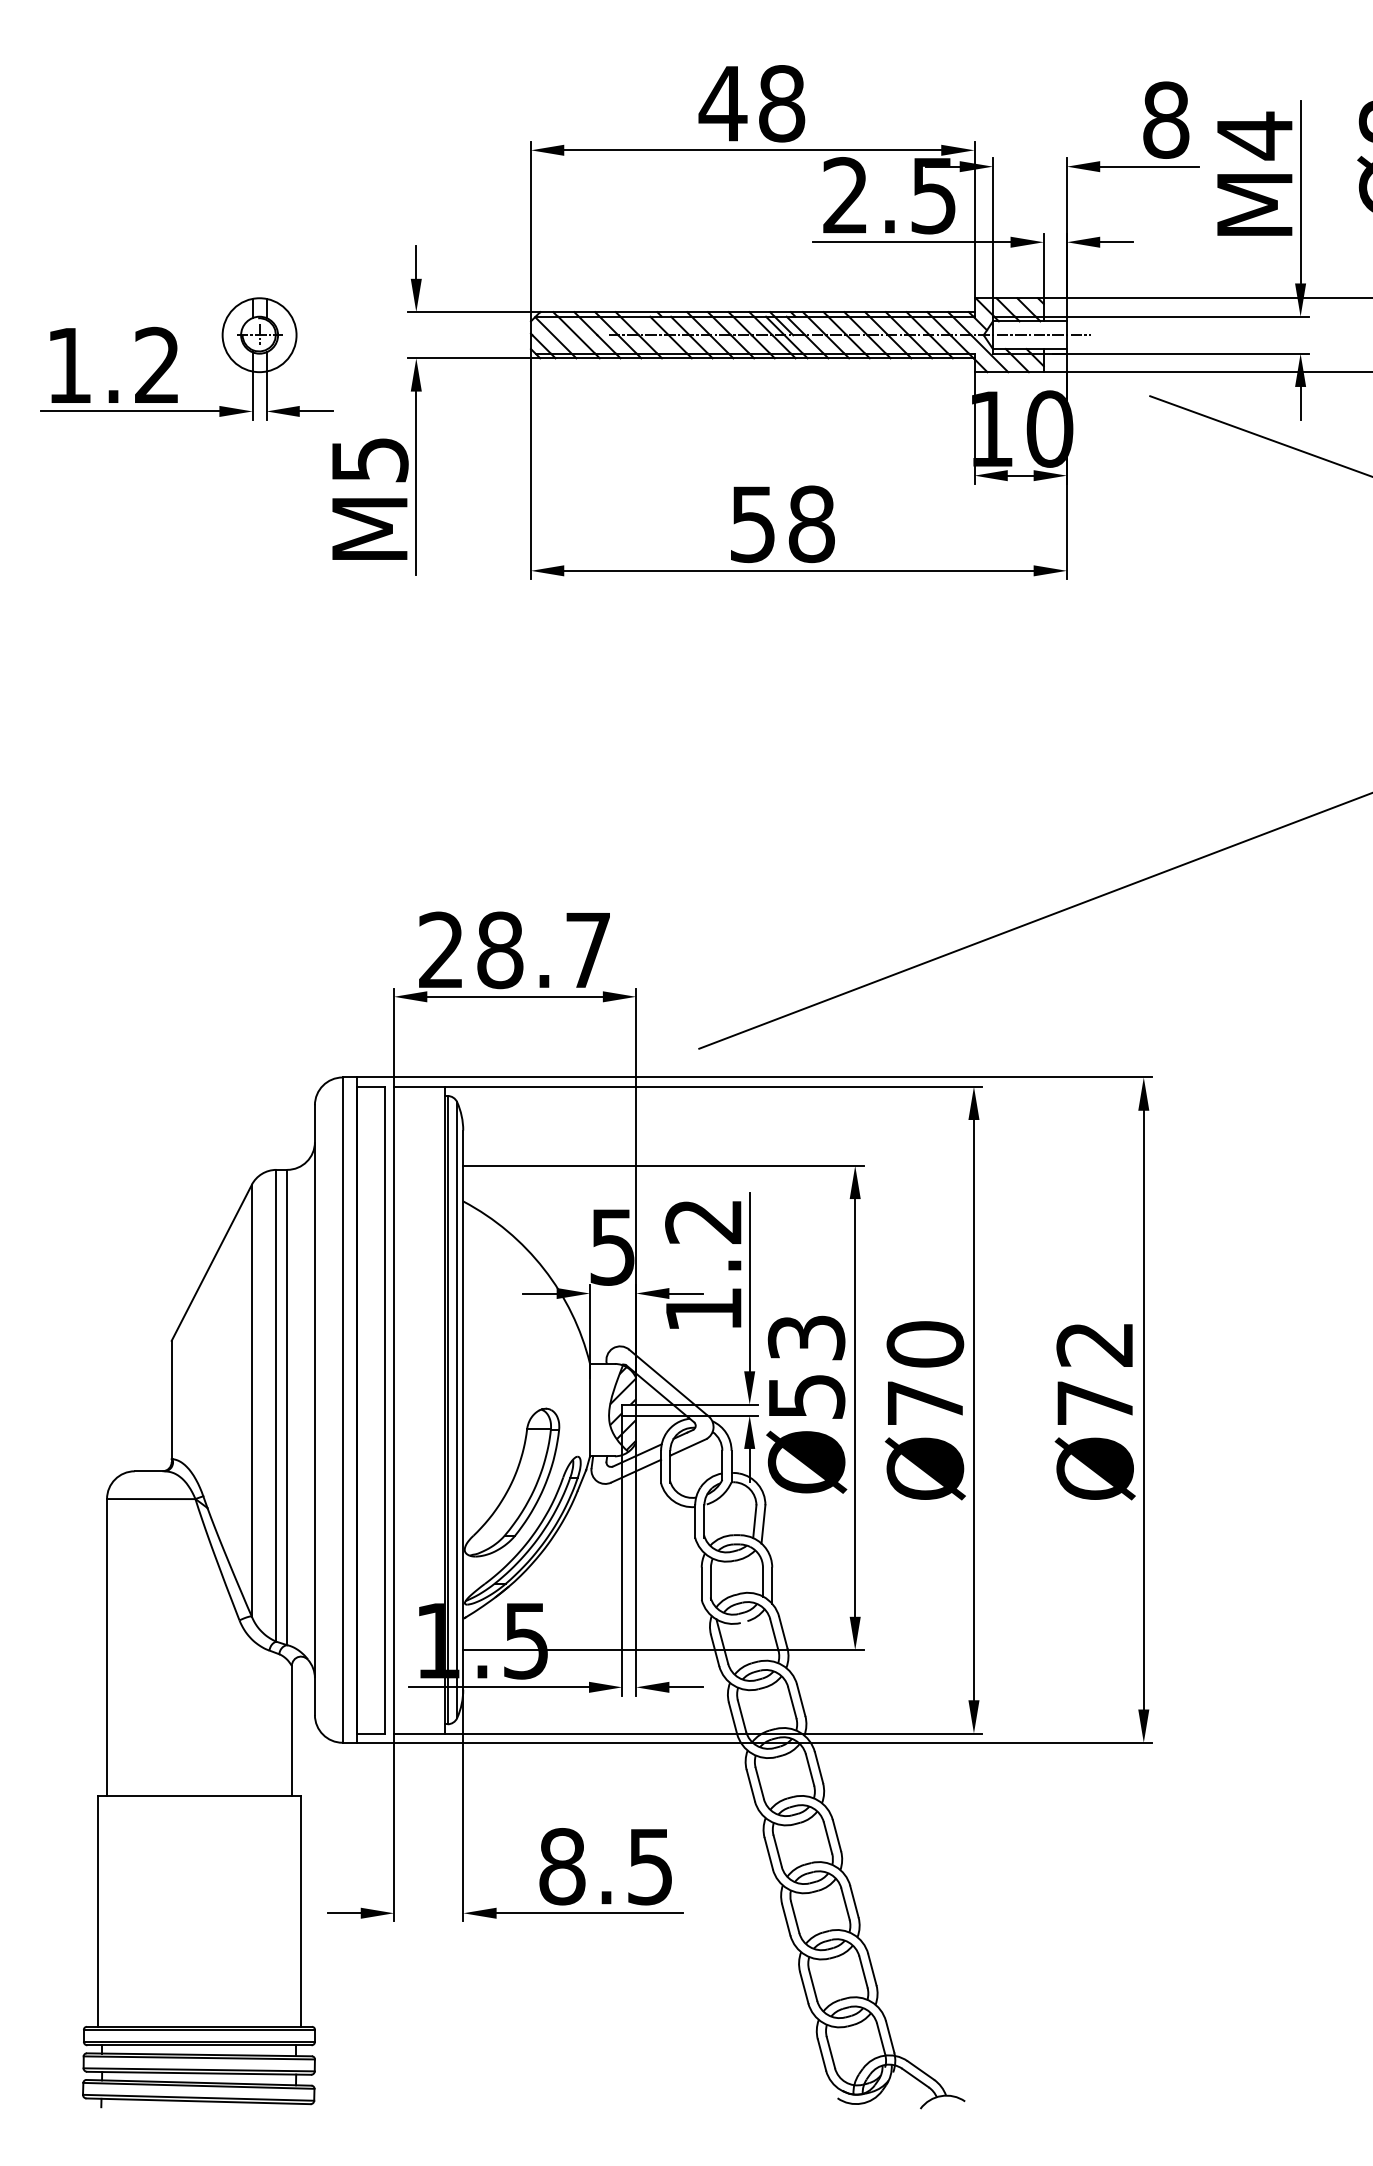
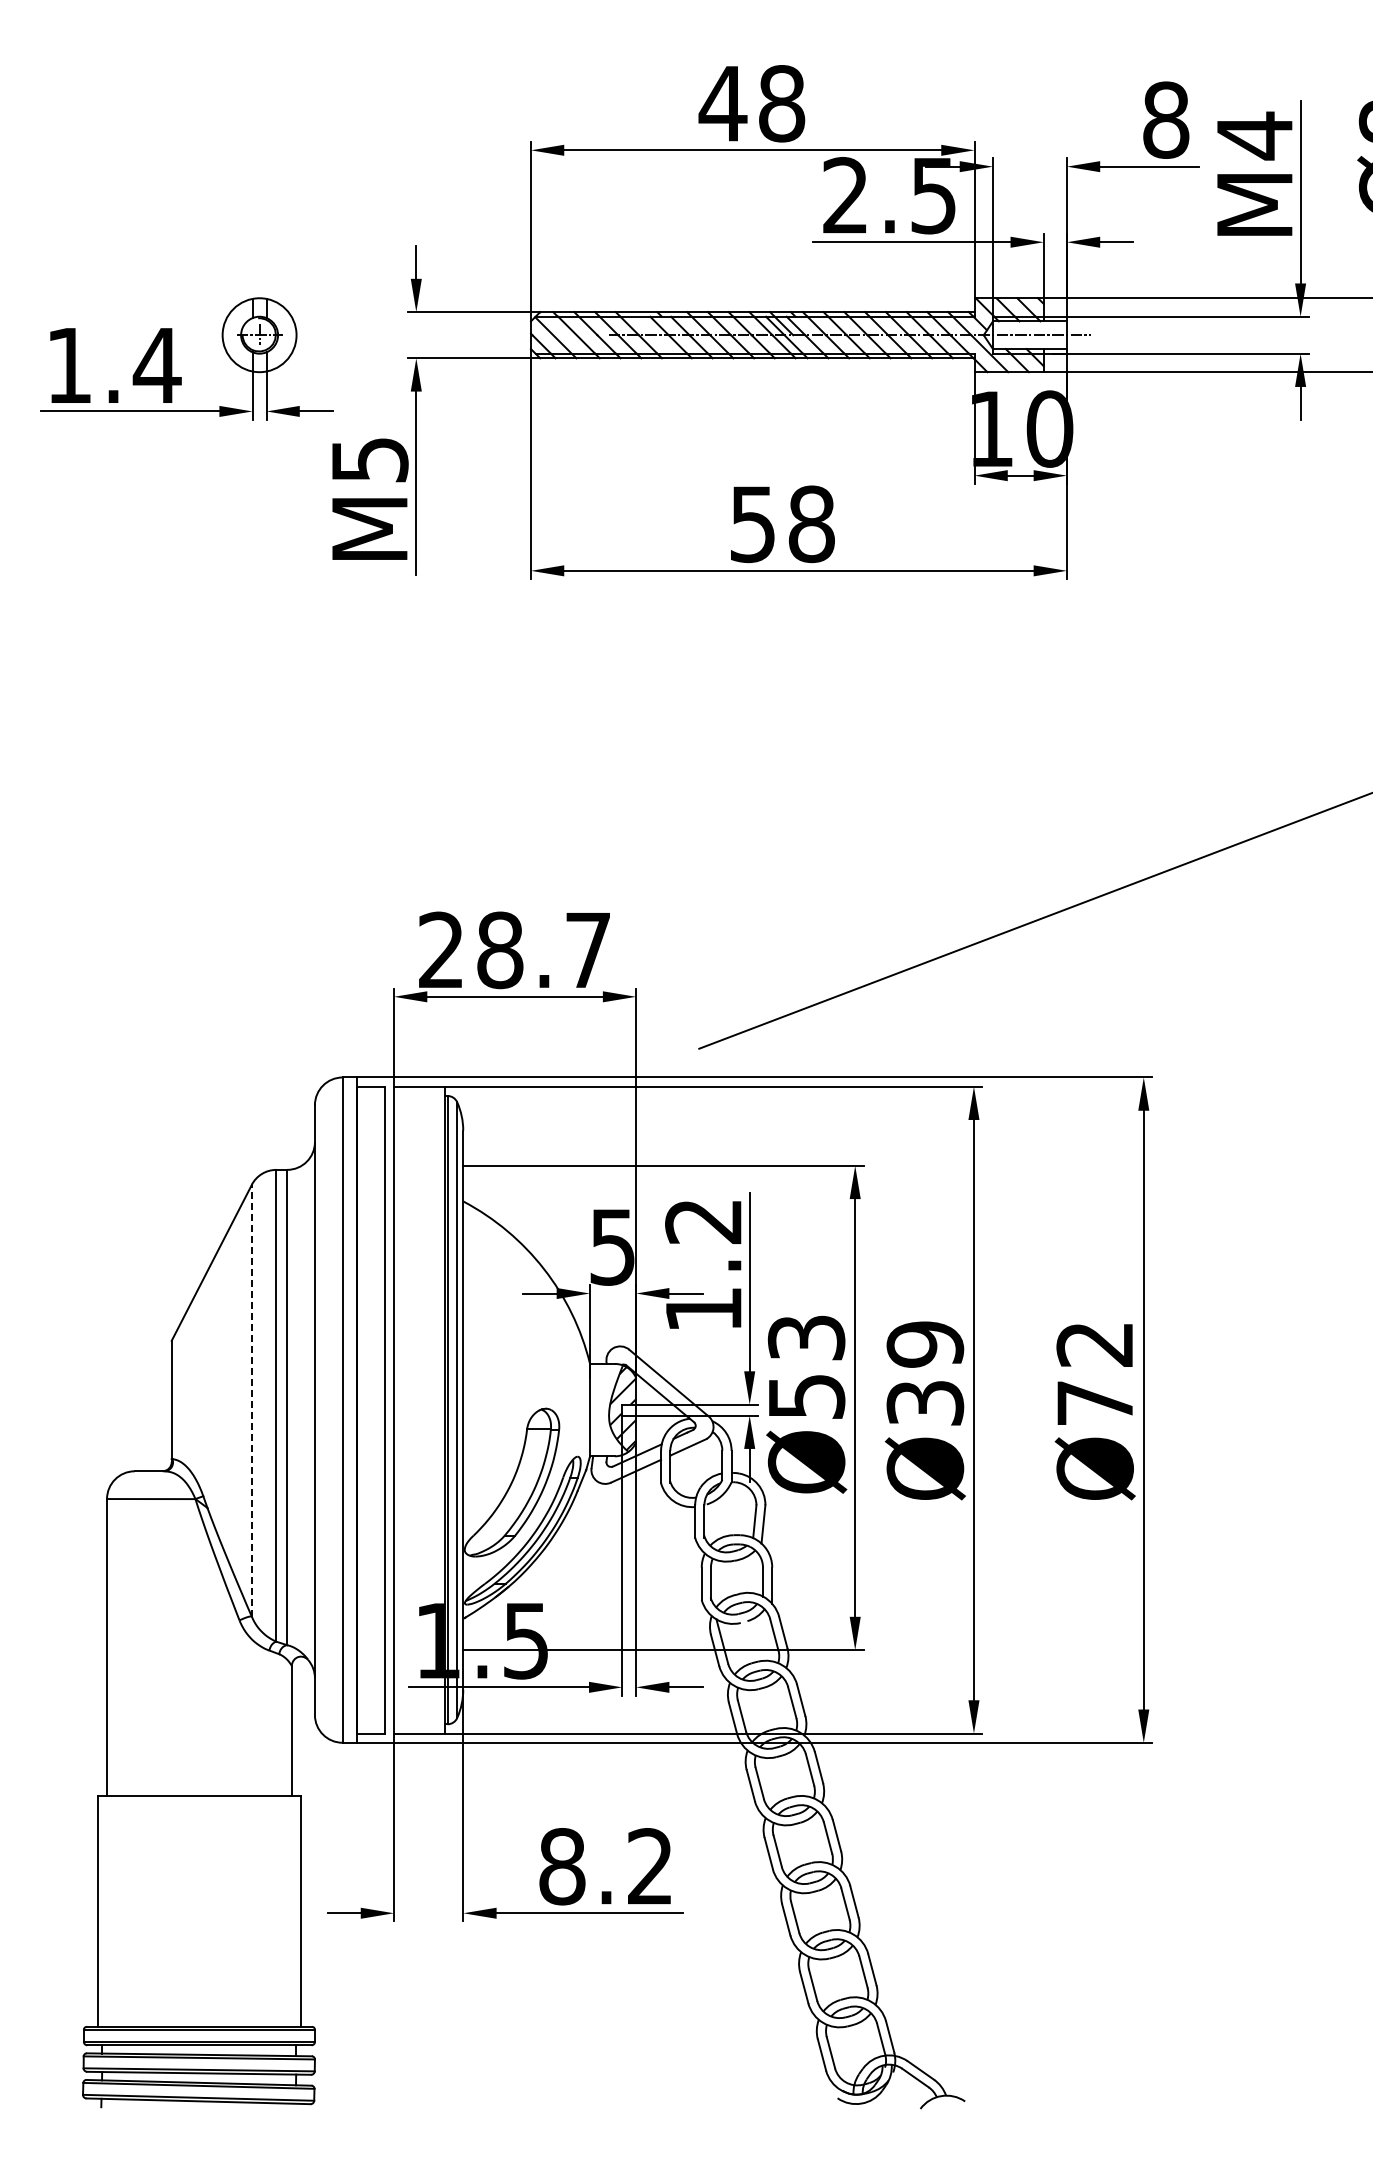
text: 1.2 -> 1.4 (156, 364)
line: present -> none (1259, 435)
text: Ø70 -> Ø39 (925, 1373)
line: solid -> dashed (251, 1400)
text: 8.5 -> 8.2 (649, 1866)
